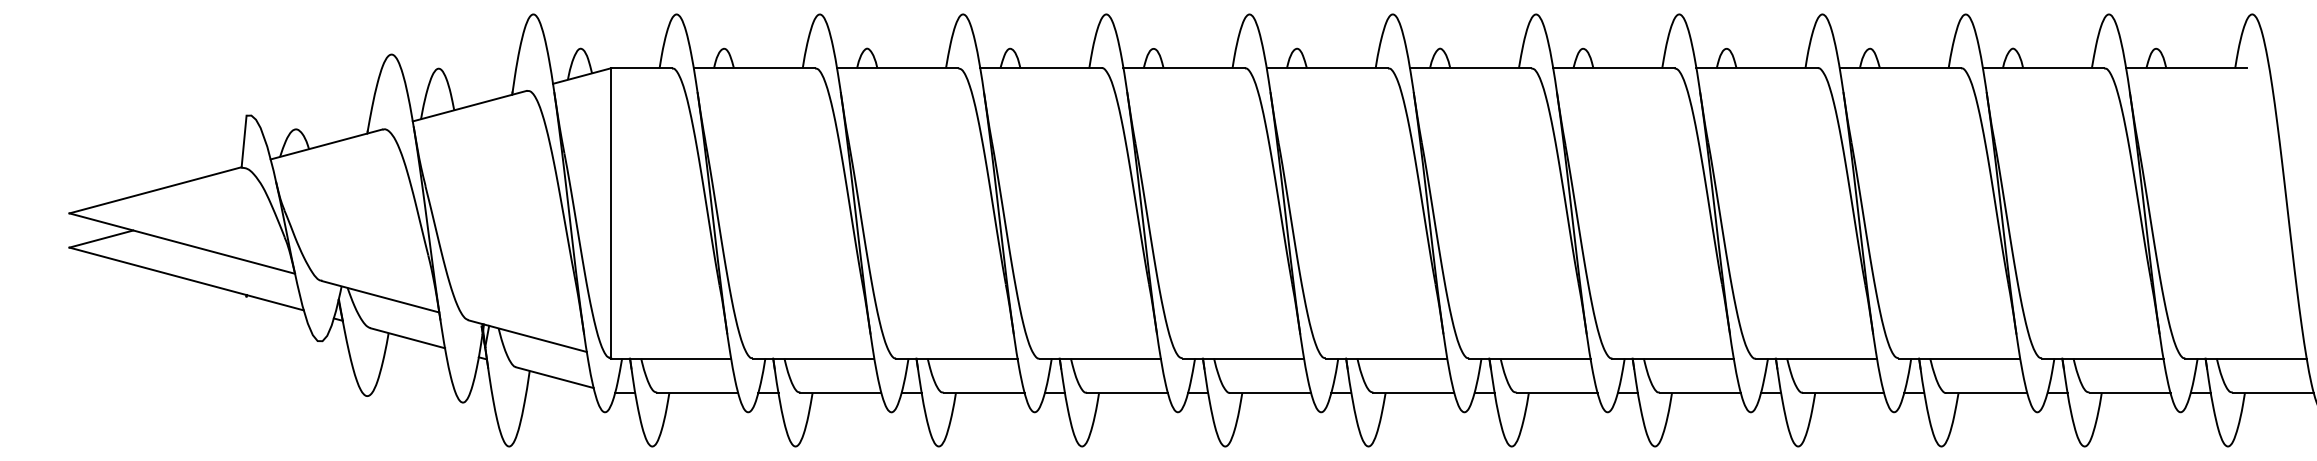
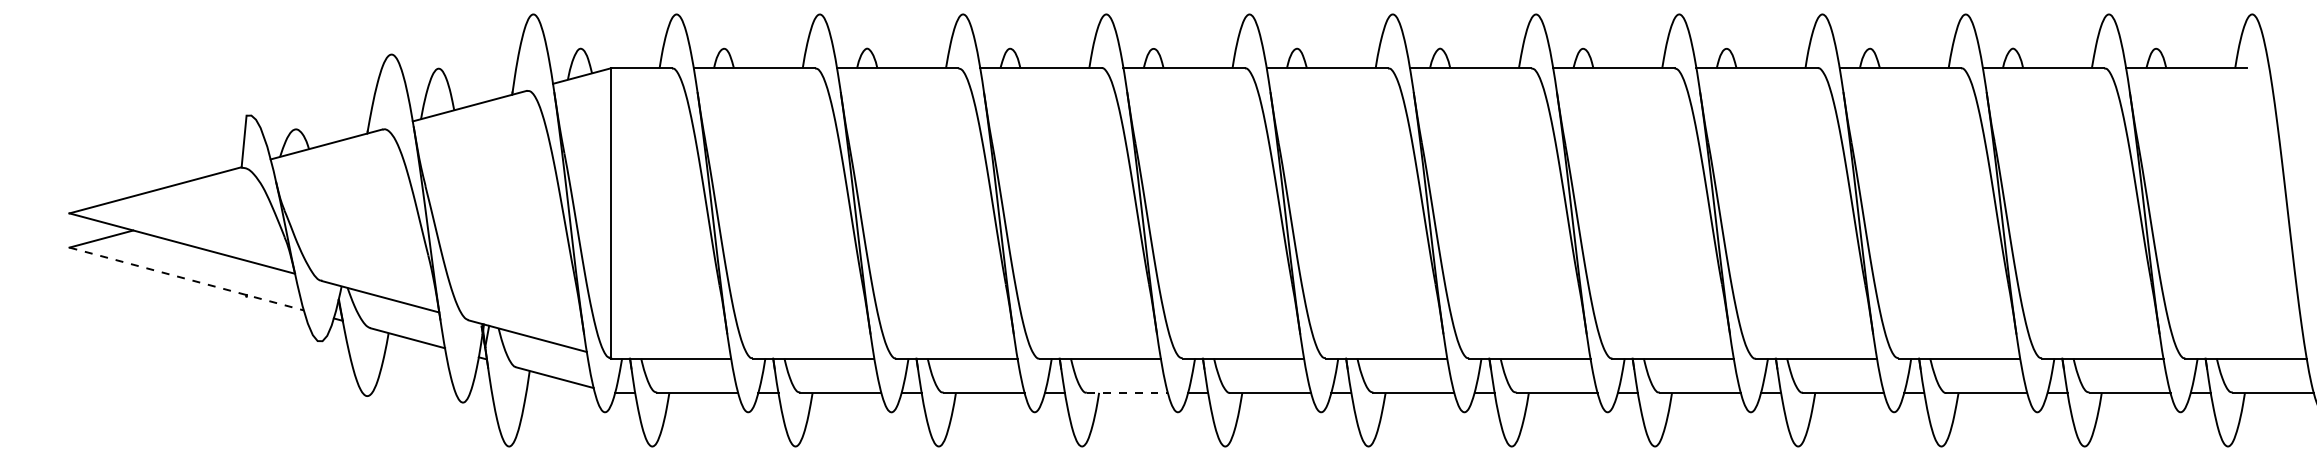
line: solid -> dashed (187, 279)
line: solid -> dashed (1127, 392)
